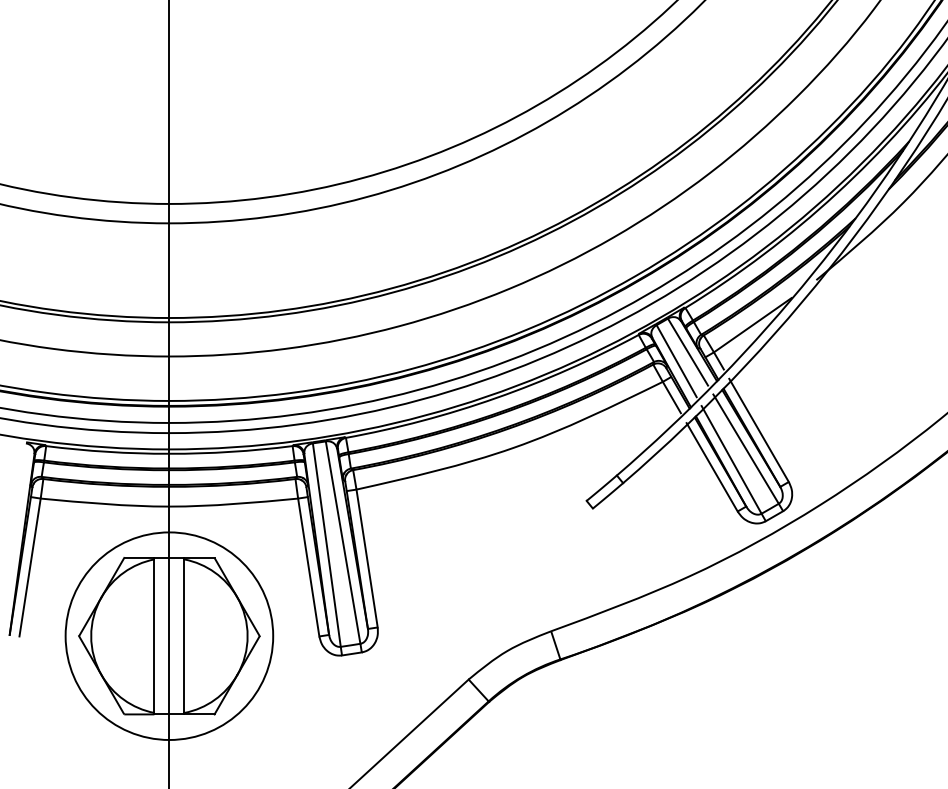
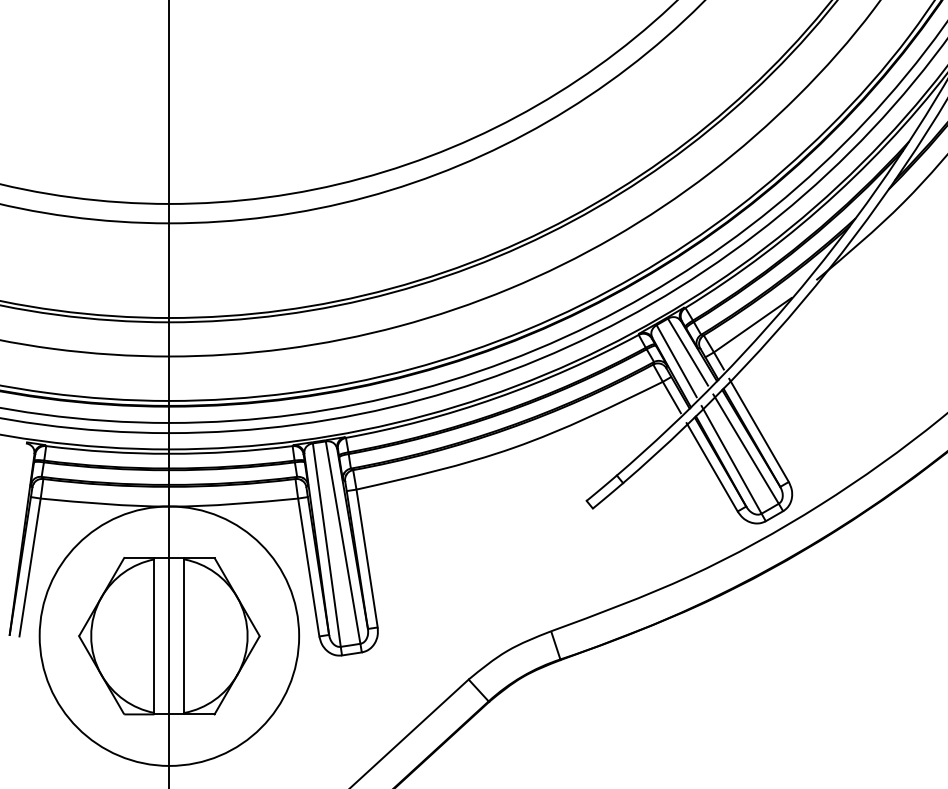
circle diameter: 208 px -> 259 px (169, 635)
